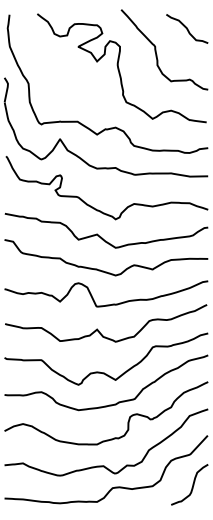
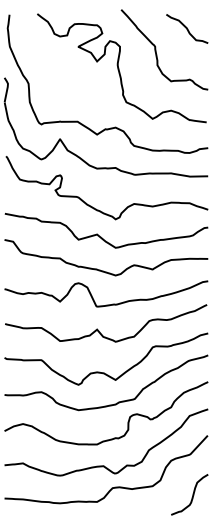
curve position: (192, 484) -> (192, 494) (192, 494)
